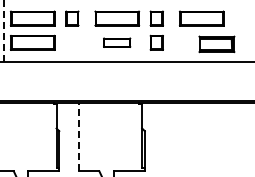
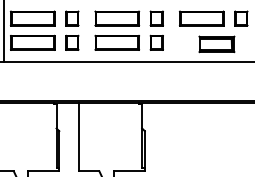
part: none -> present (241, 18)
line: dashed -> solid (3, 30)
part: none -> present (72, 42)
part size: 29x11 px -> 46x17 px (116, 42)
line: dashed -> solid (78, 137)
